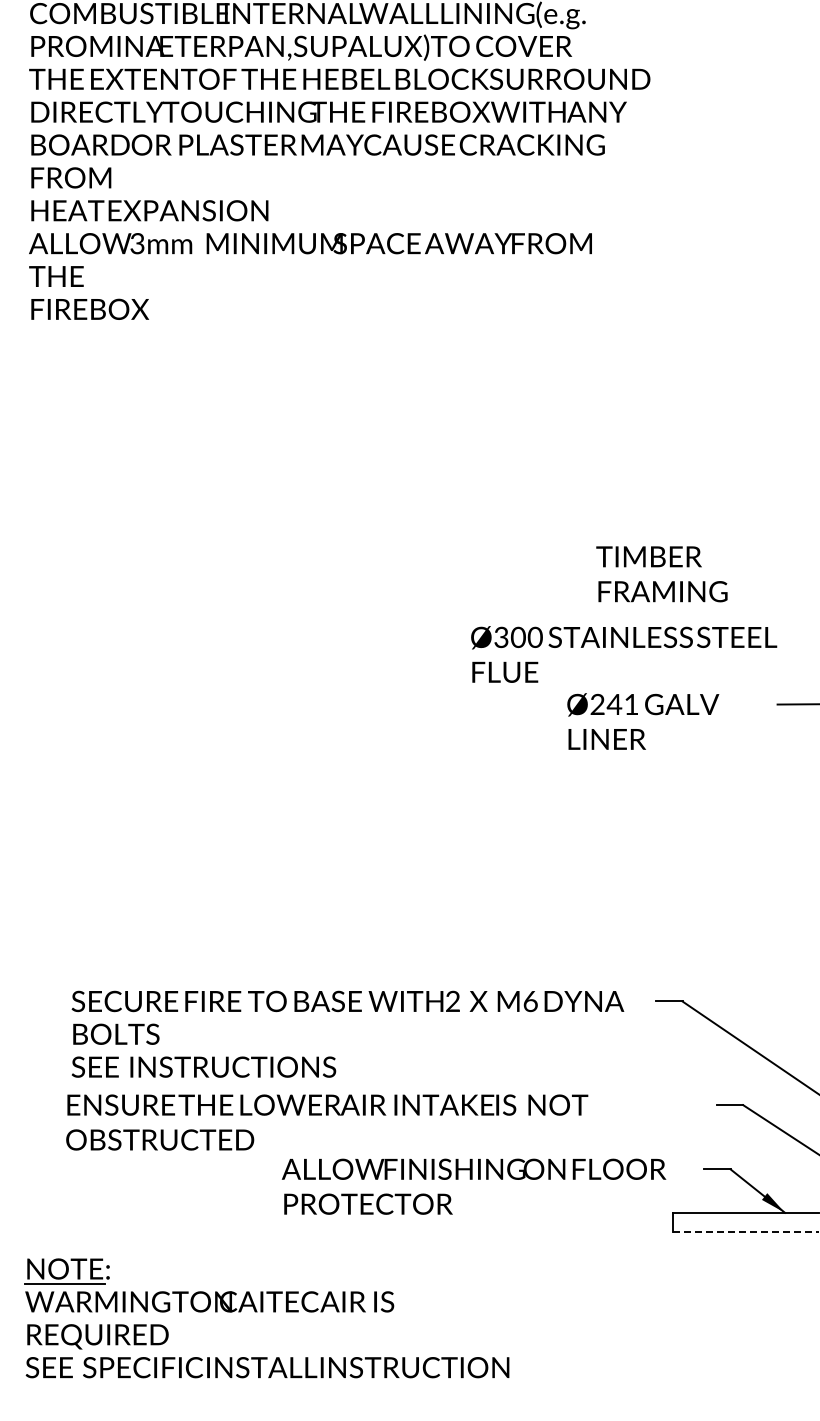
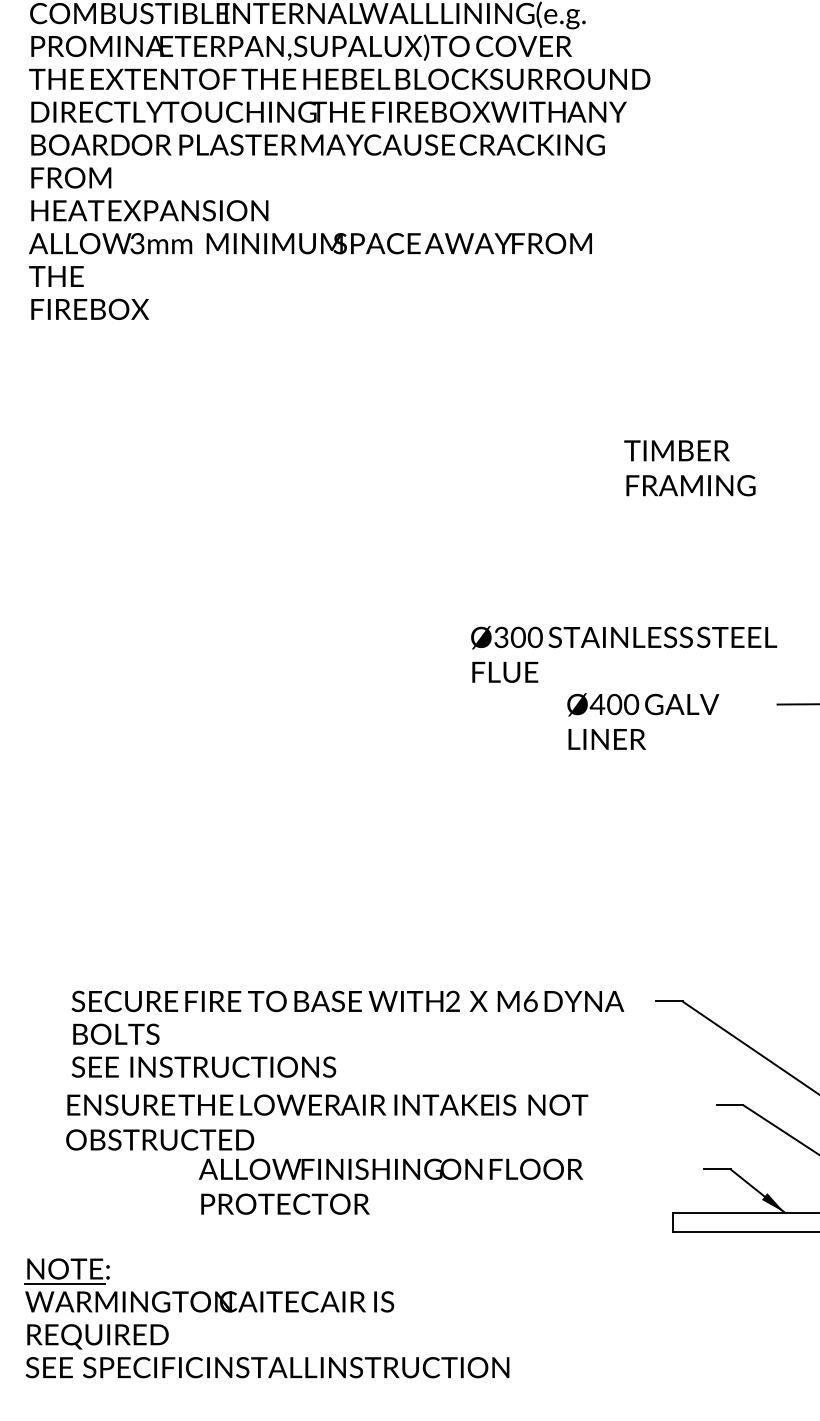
text position: (661, 574) -> (689, 468) (689, 468)
text: Ø241 -> Ø400 (614, 704)
text position: (473, 1186) -> (390, 1186) (390, 1186)
line: dashed -> solid (746, 1232)
